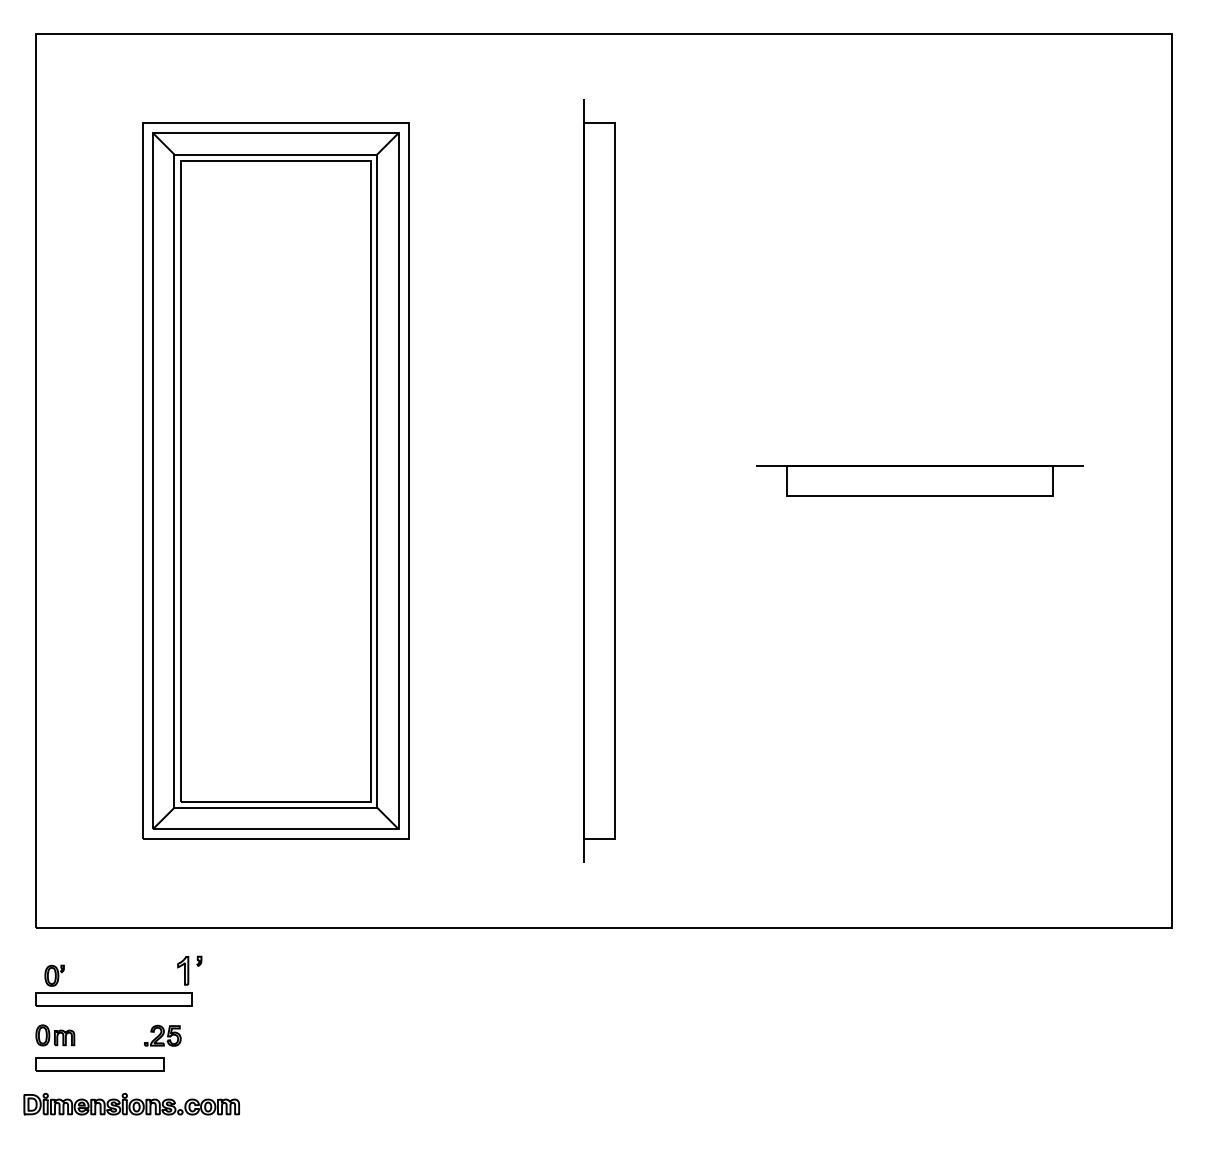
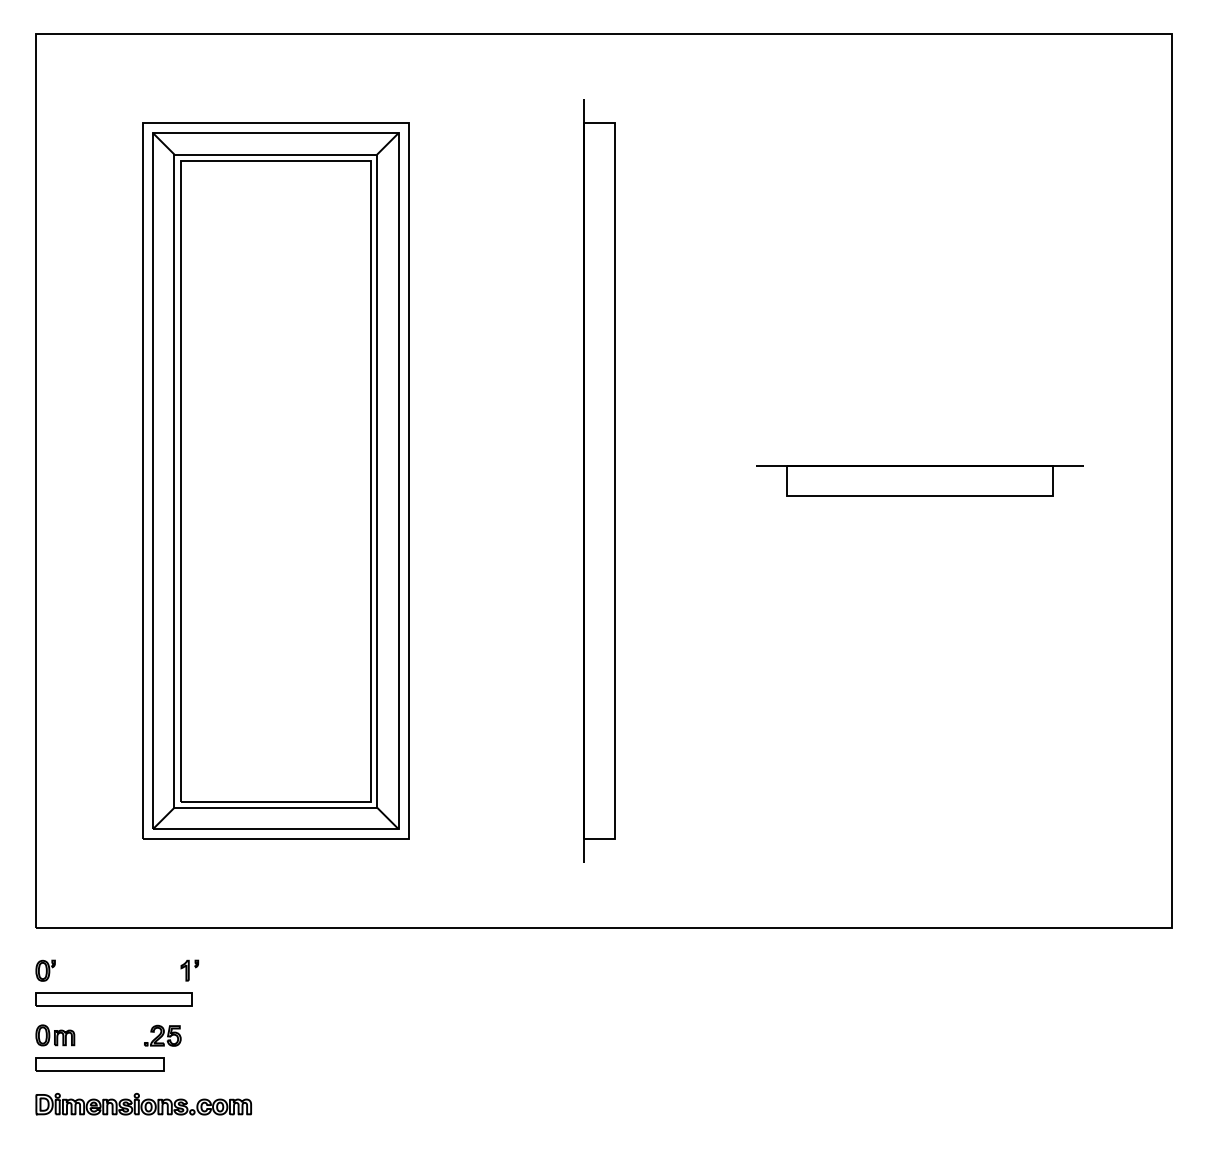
part size: 26x31 px -> 20x23 px (189, 970)
part position: (54, 975) -> (45, 970) (45, 970)
part position: (131, 1103) -> (143, 1103) (143, 1103)
